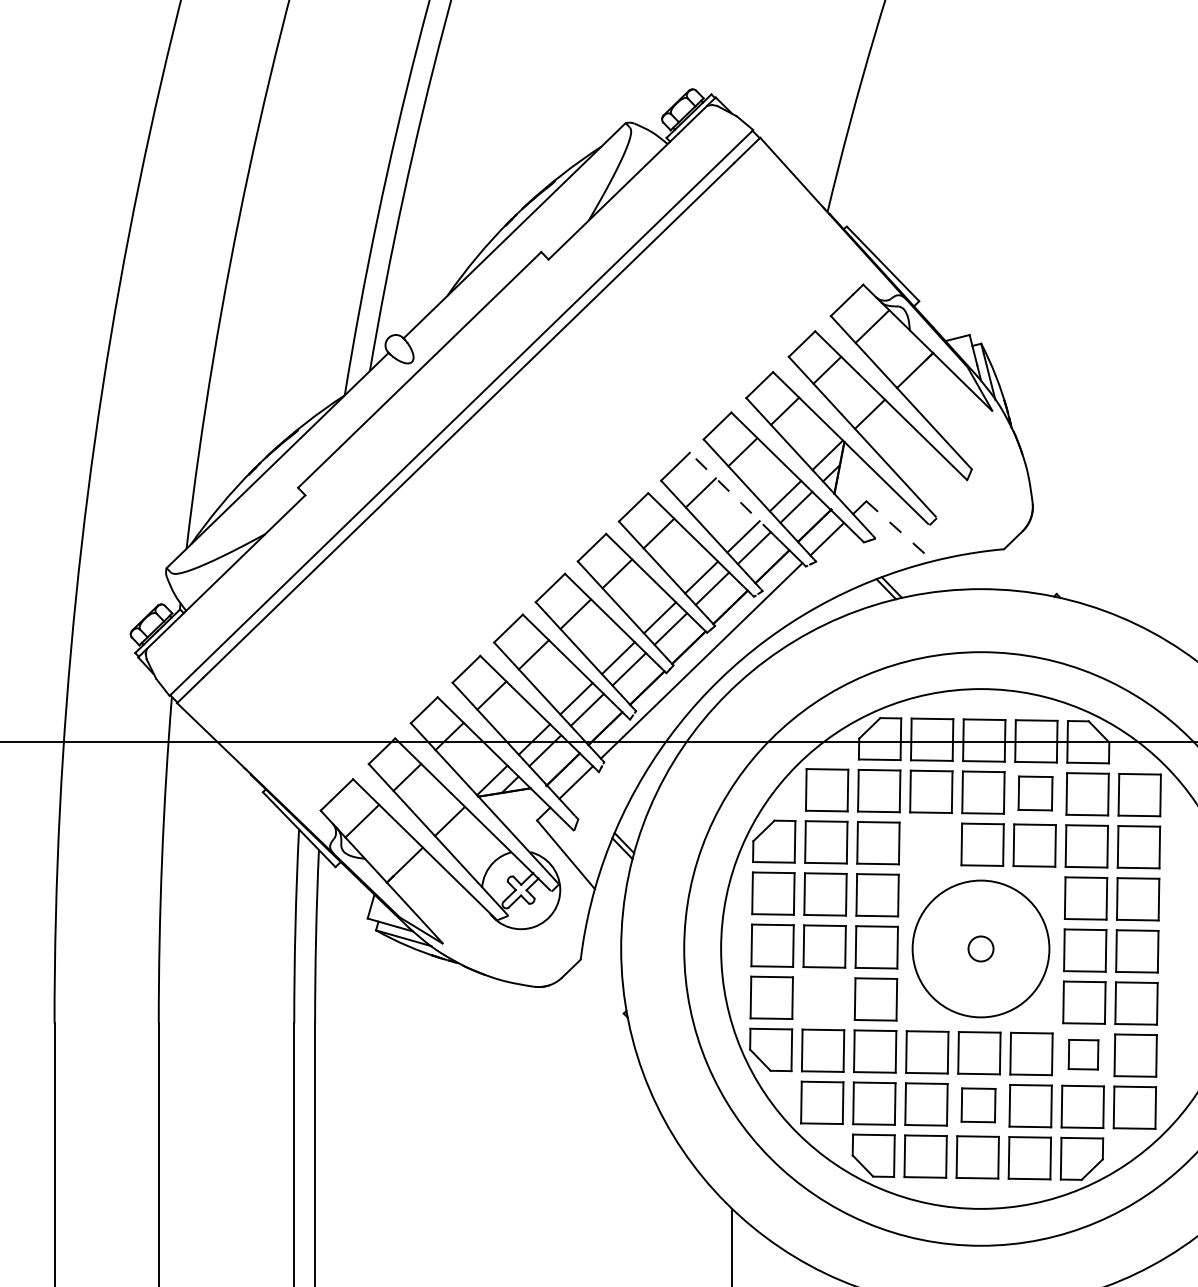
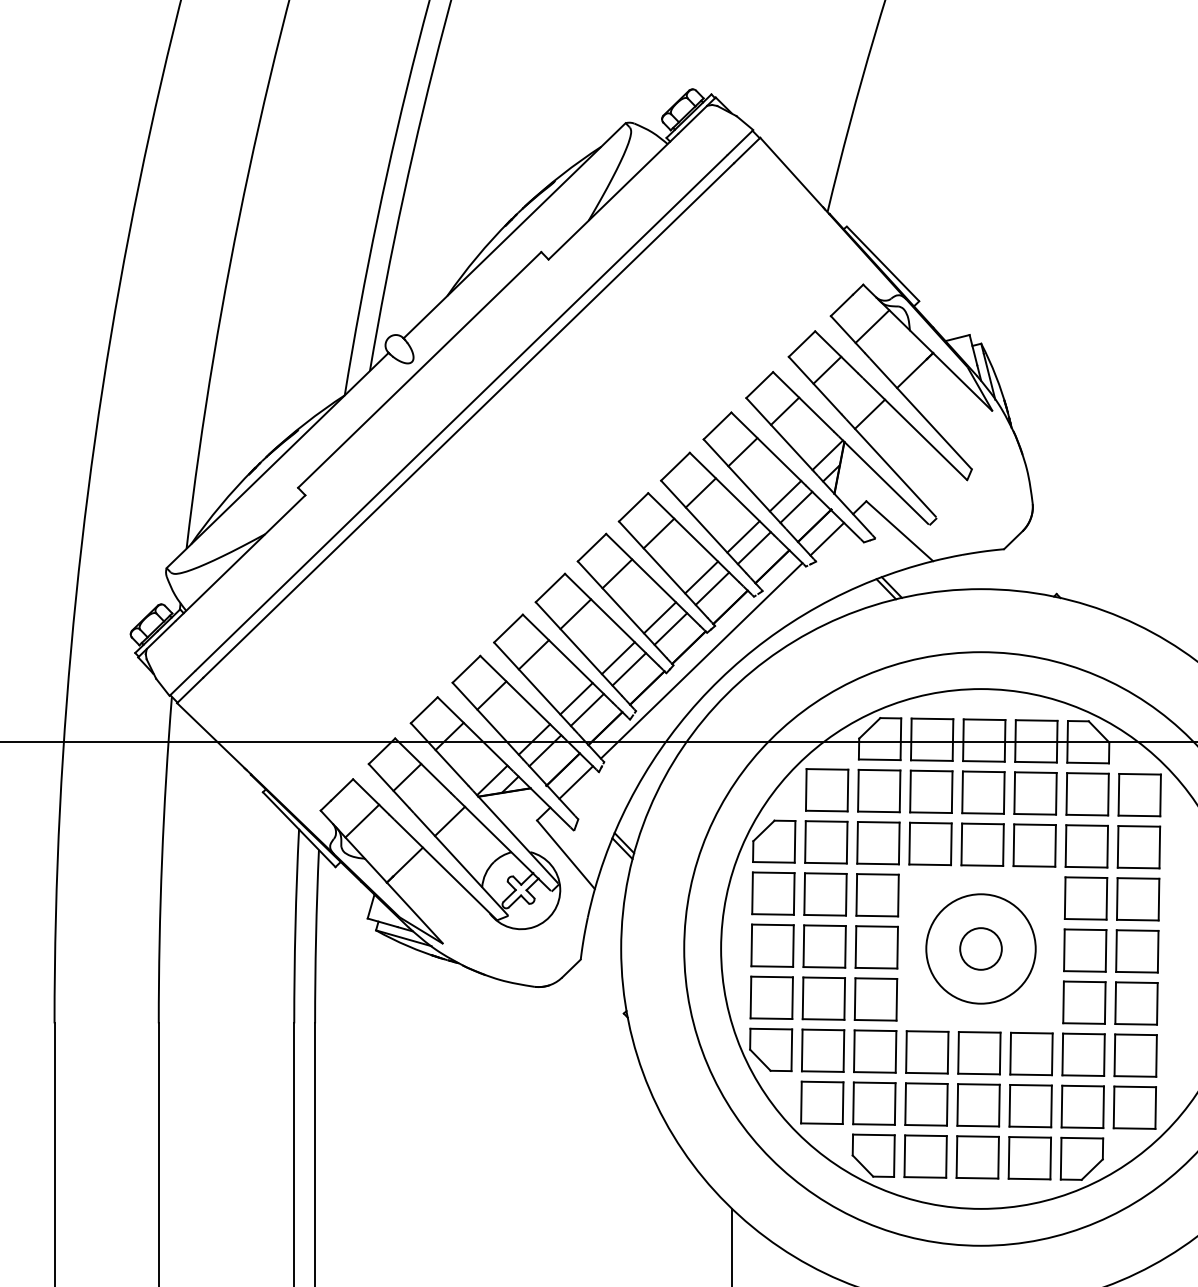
line: dashed -> solid (731, 494)
line: dashed -> solid (899, 531)
part size: 37x37 px -> 45x45 px (1035, 793)
part: none -> present (930, 843)
circle diameter: 137 px -> 109 px (980, 948)
circle diameter: 25 px -> 42 px (980, 948)
part: none -> present (823, 998)
part size: 33x32 px -> 45x45 px (1083, 1054)
part size: 37x37 px -> 45x45 px (978, 1105)
